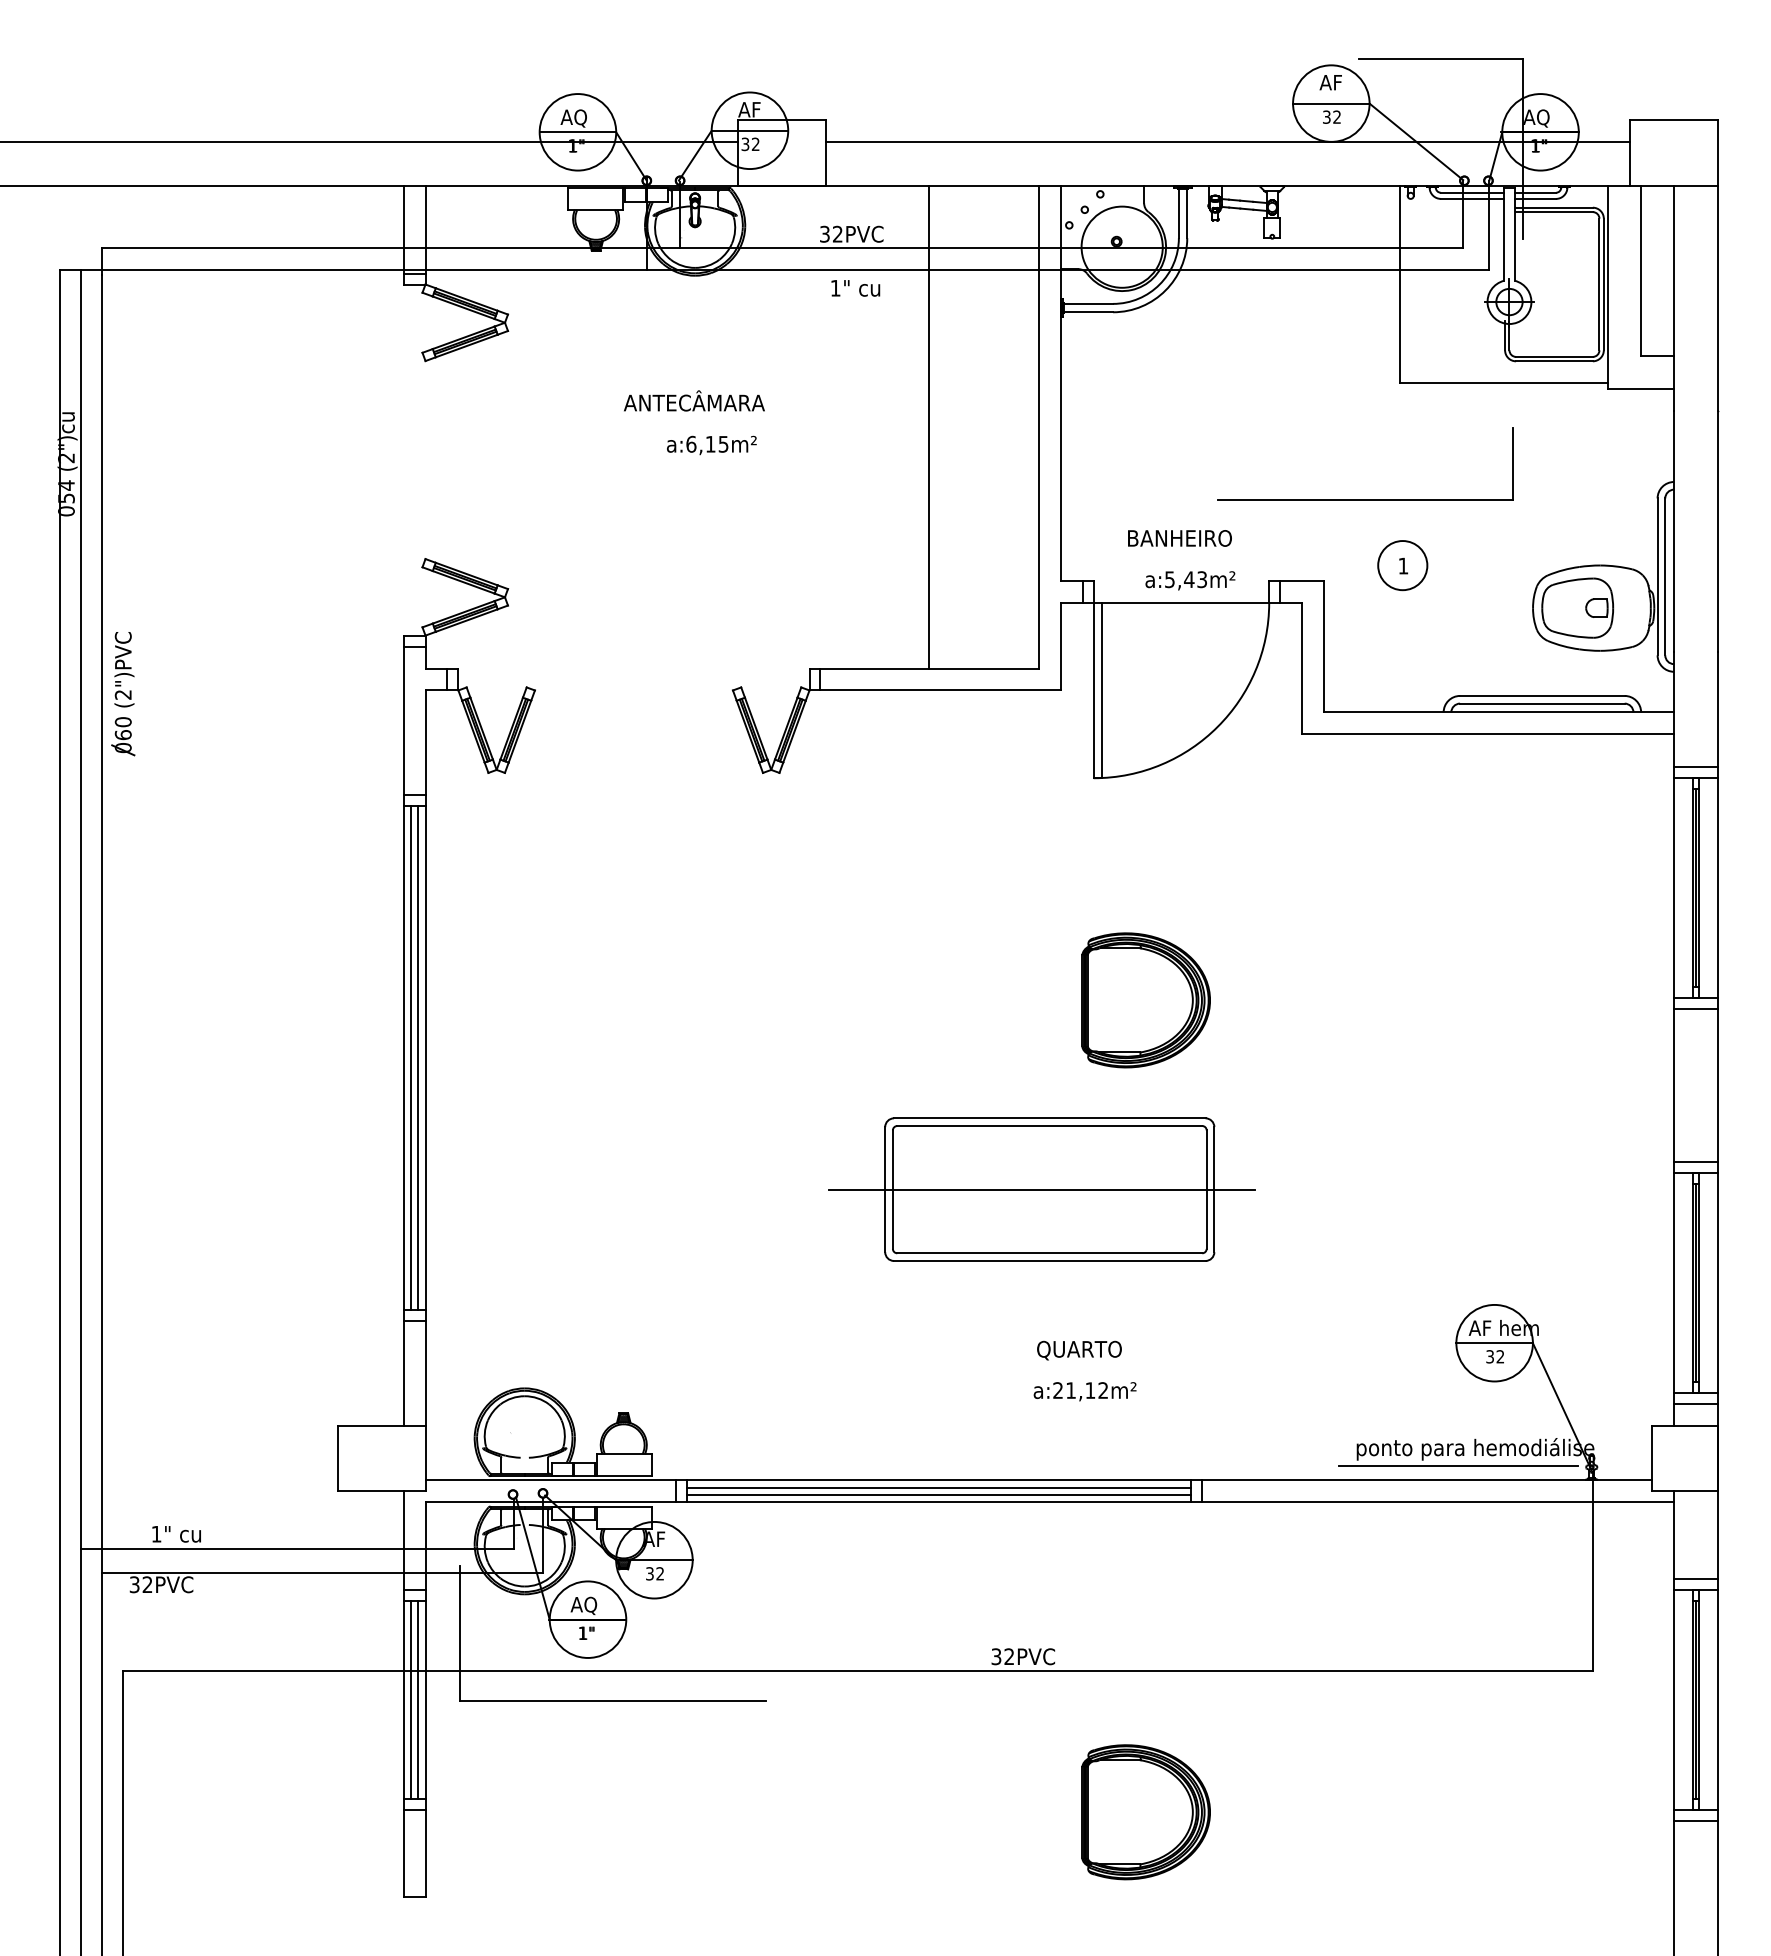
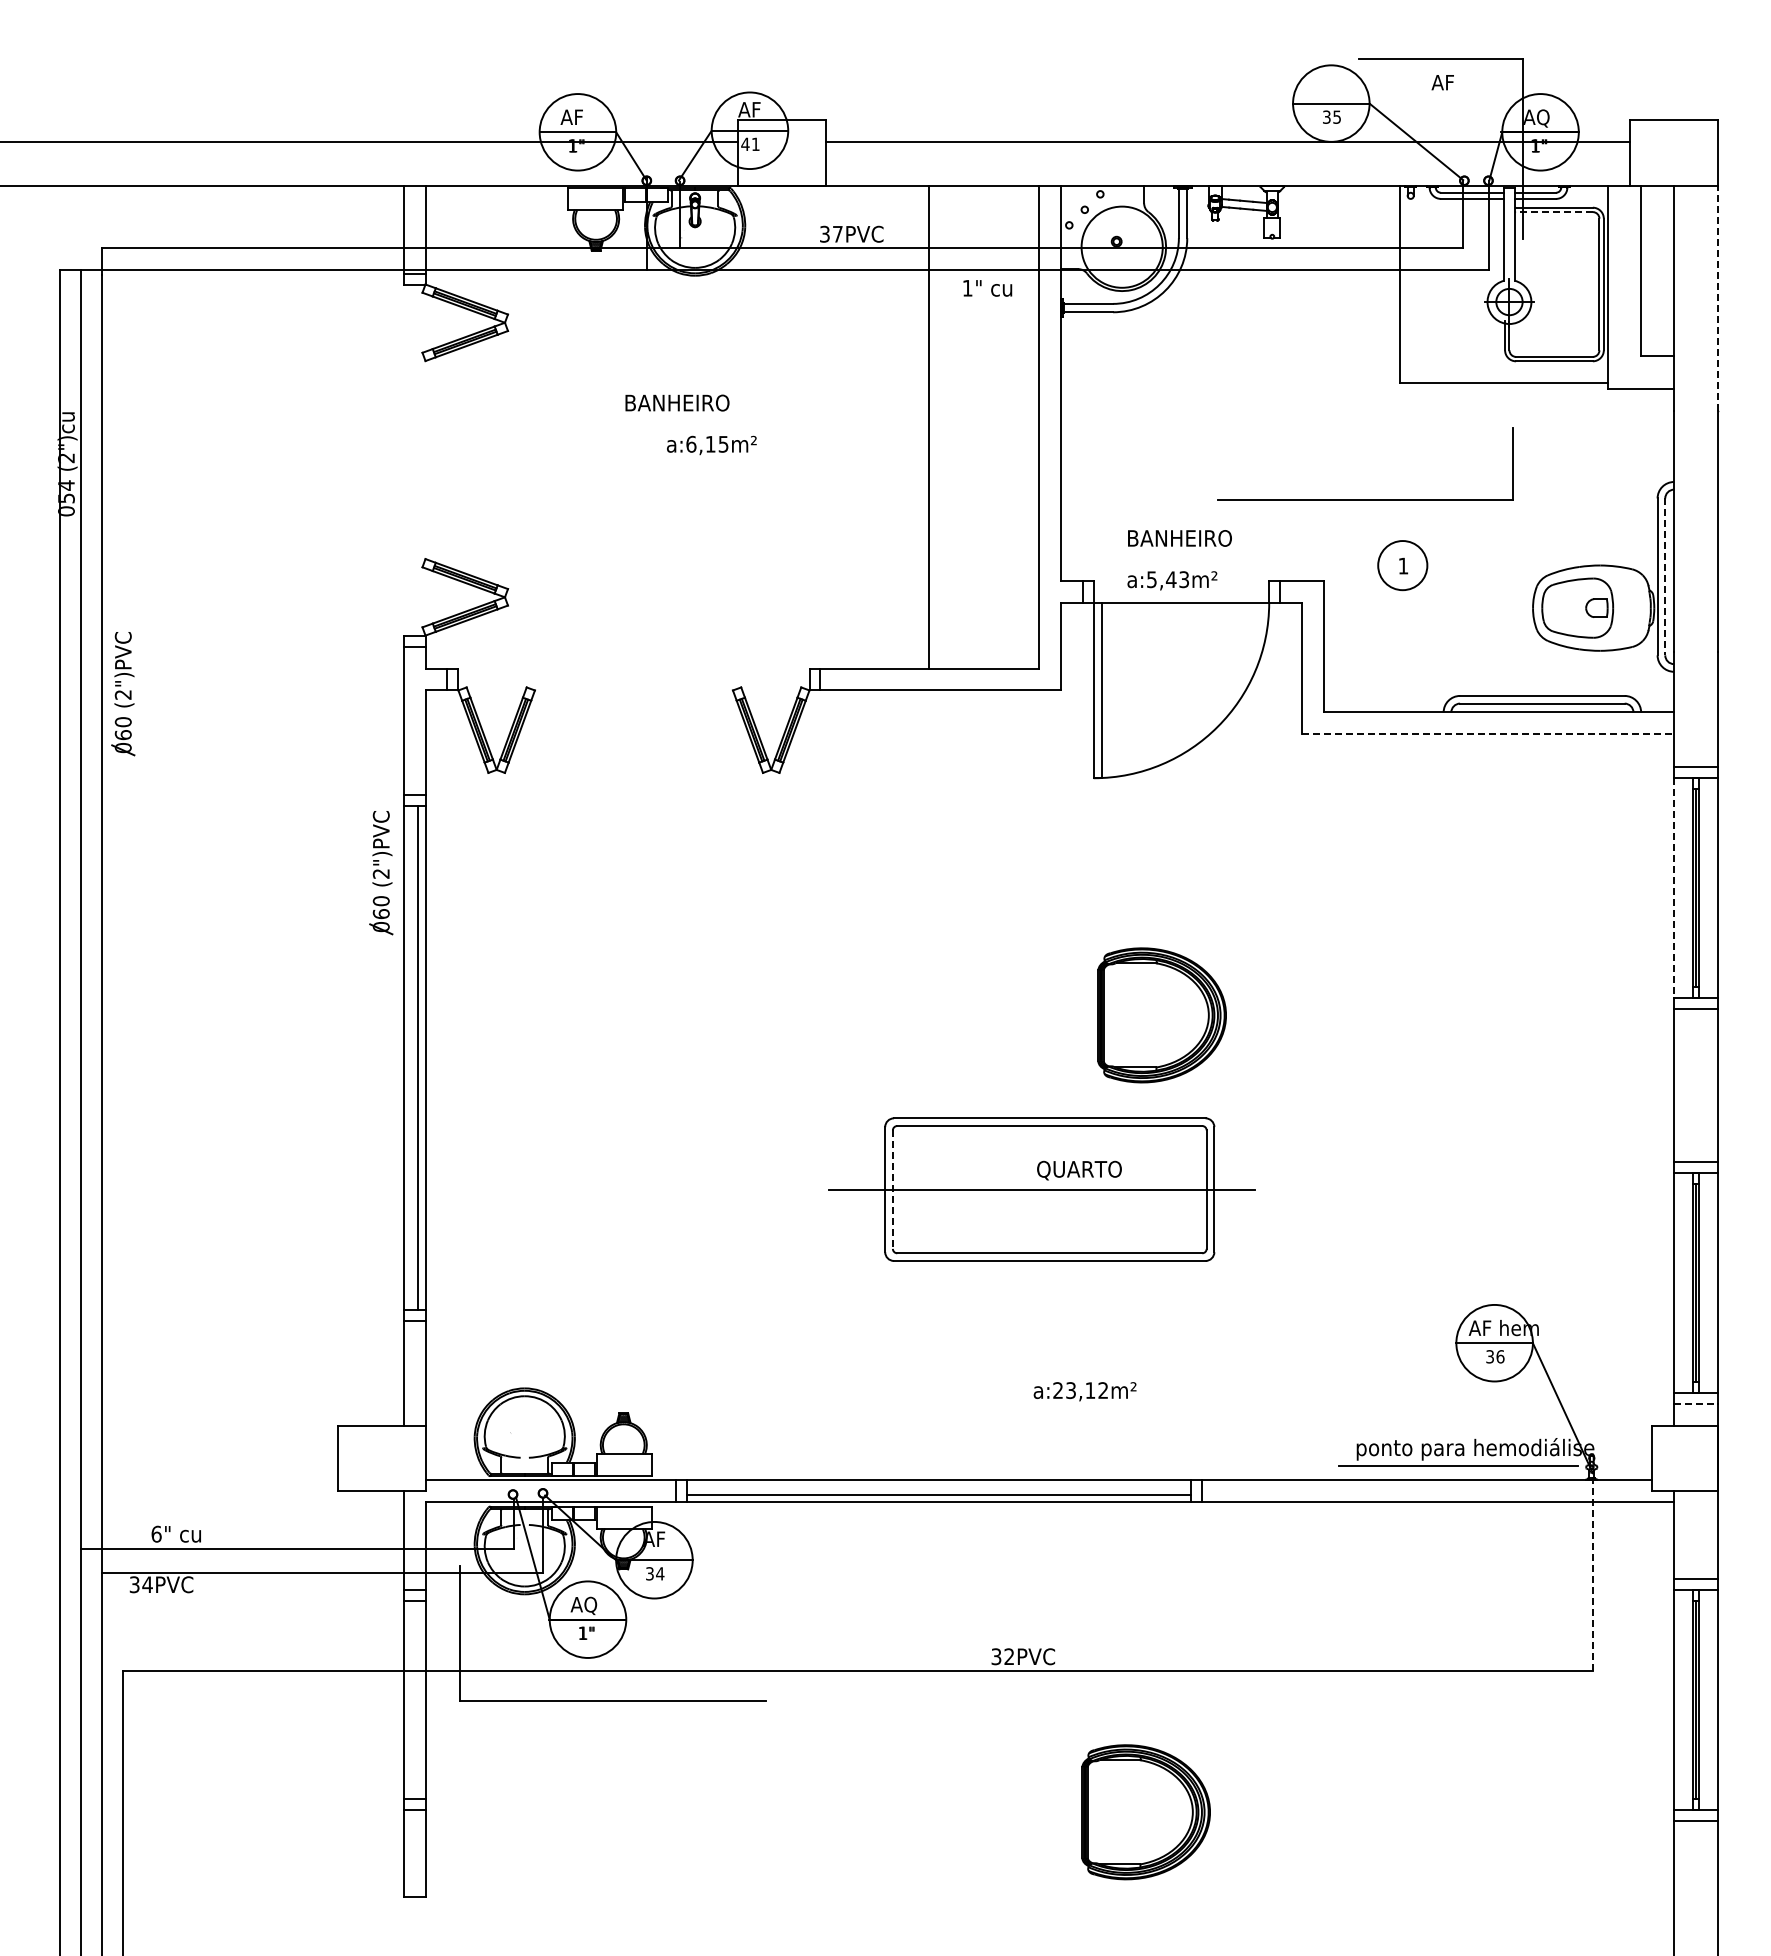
text position: (1330, 82) -> (1442, 82) (1442, 82)
text: 32 -> 35 (1336, 116)
text: AQ -> AF (580, 118)
text: 32 -> 41 (750, 144)
line: solid -> dashed (1553, 212)
text: 32PVC -> 37PVC (837, 233)
text position: (855, 288) -> (987, 288) (987, 288)
line: solid -> dashed (1717, 297)
text: ANTECÂMARA -> BANHEIRO (694, 400)
line: solid -> dashed (1665, 577)
text position: (1190, 580) -> (1172, 580) (1172, 580)
line: solid -> dashed (1488, 734)
part: none -> present (381, 873)
line: solid -> dashed (1674, 887)
part position: (1145, 1000) -> (1161, 1015) (1161, 1015)
line: present -> none (411, 1057)
line: solid -> dashed (892, 1190)
text position: (1079, 1350) -> (1079, 1170) (1079, 1170)
text: 32 -> 36 (1500, 1356)
text: a:21,12m² -> a:23,12m² (1070, 1390)
line: solid -> dashed (1695, 1403)
line: present -> none (938, 1488)
text: 1" -> 6" (156, 1533)
line: solid -> dashed (1592, 1572)
text: 32 -> 34 (660, 1573)
text: 32PVC -> 34PVC (147, 1584)
line: present -> none (411, 1699)
line: present -> none (417, 1699)
